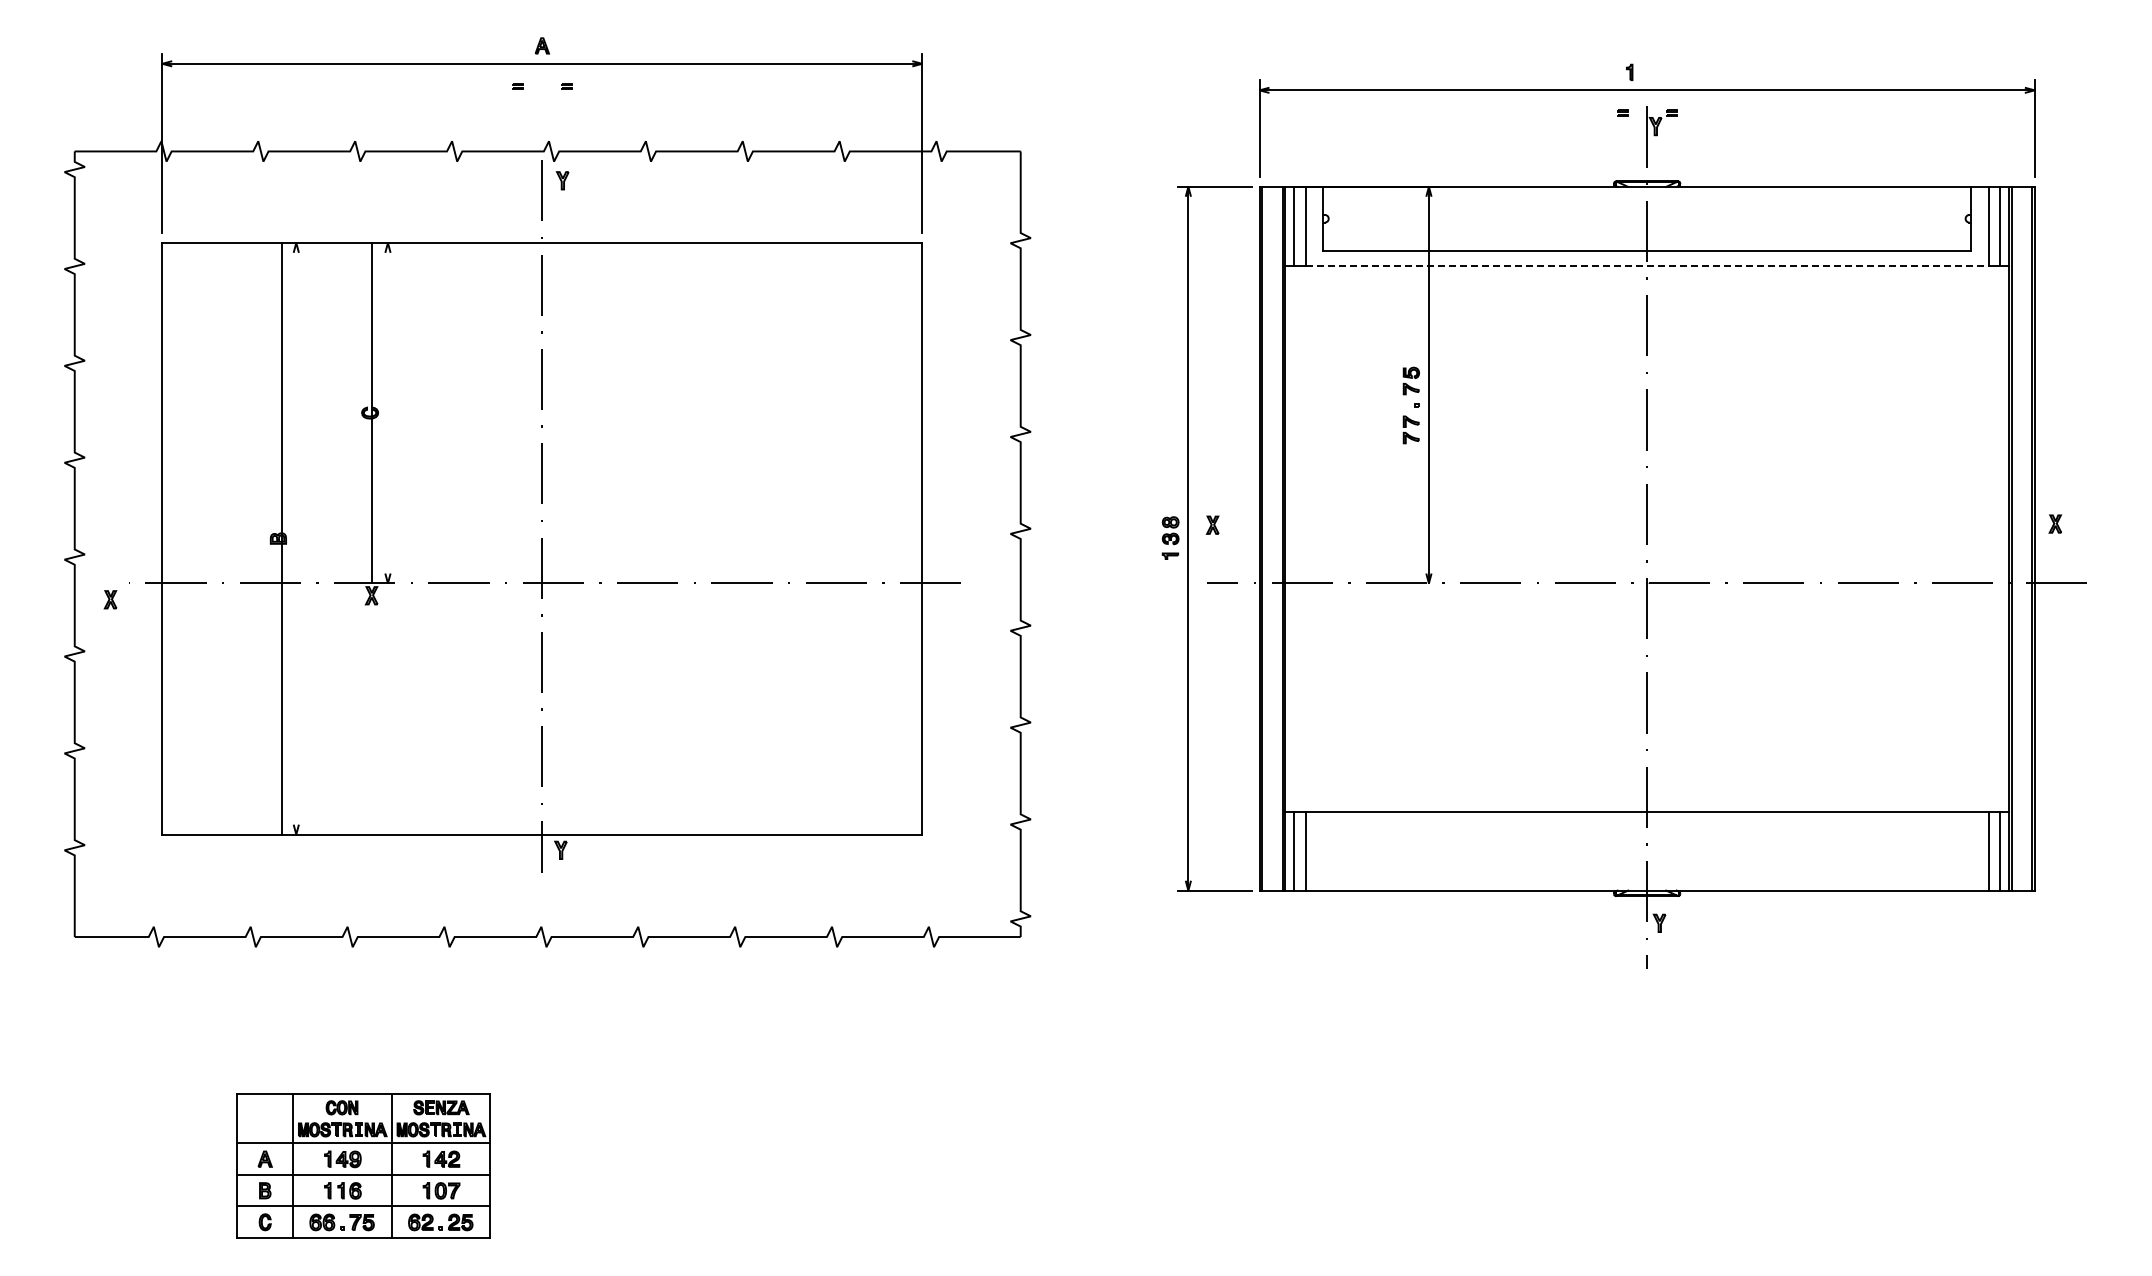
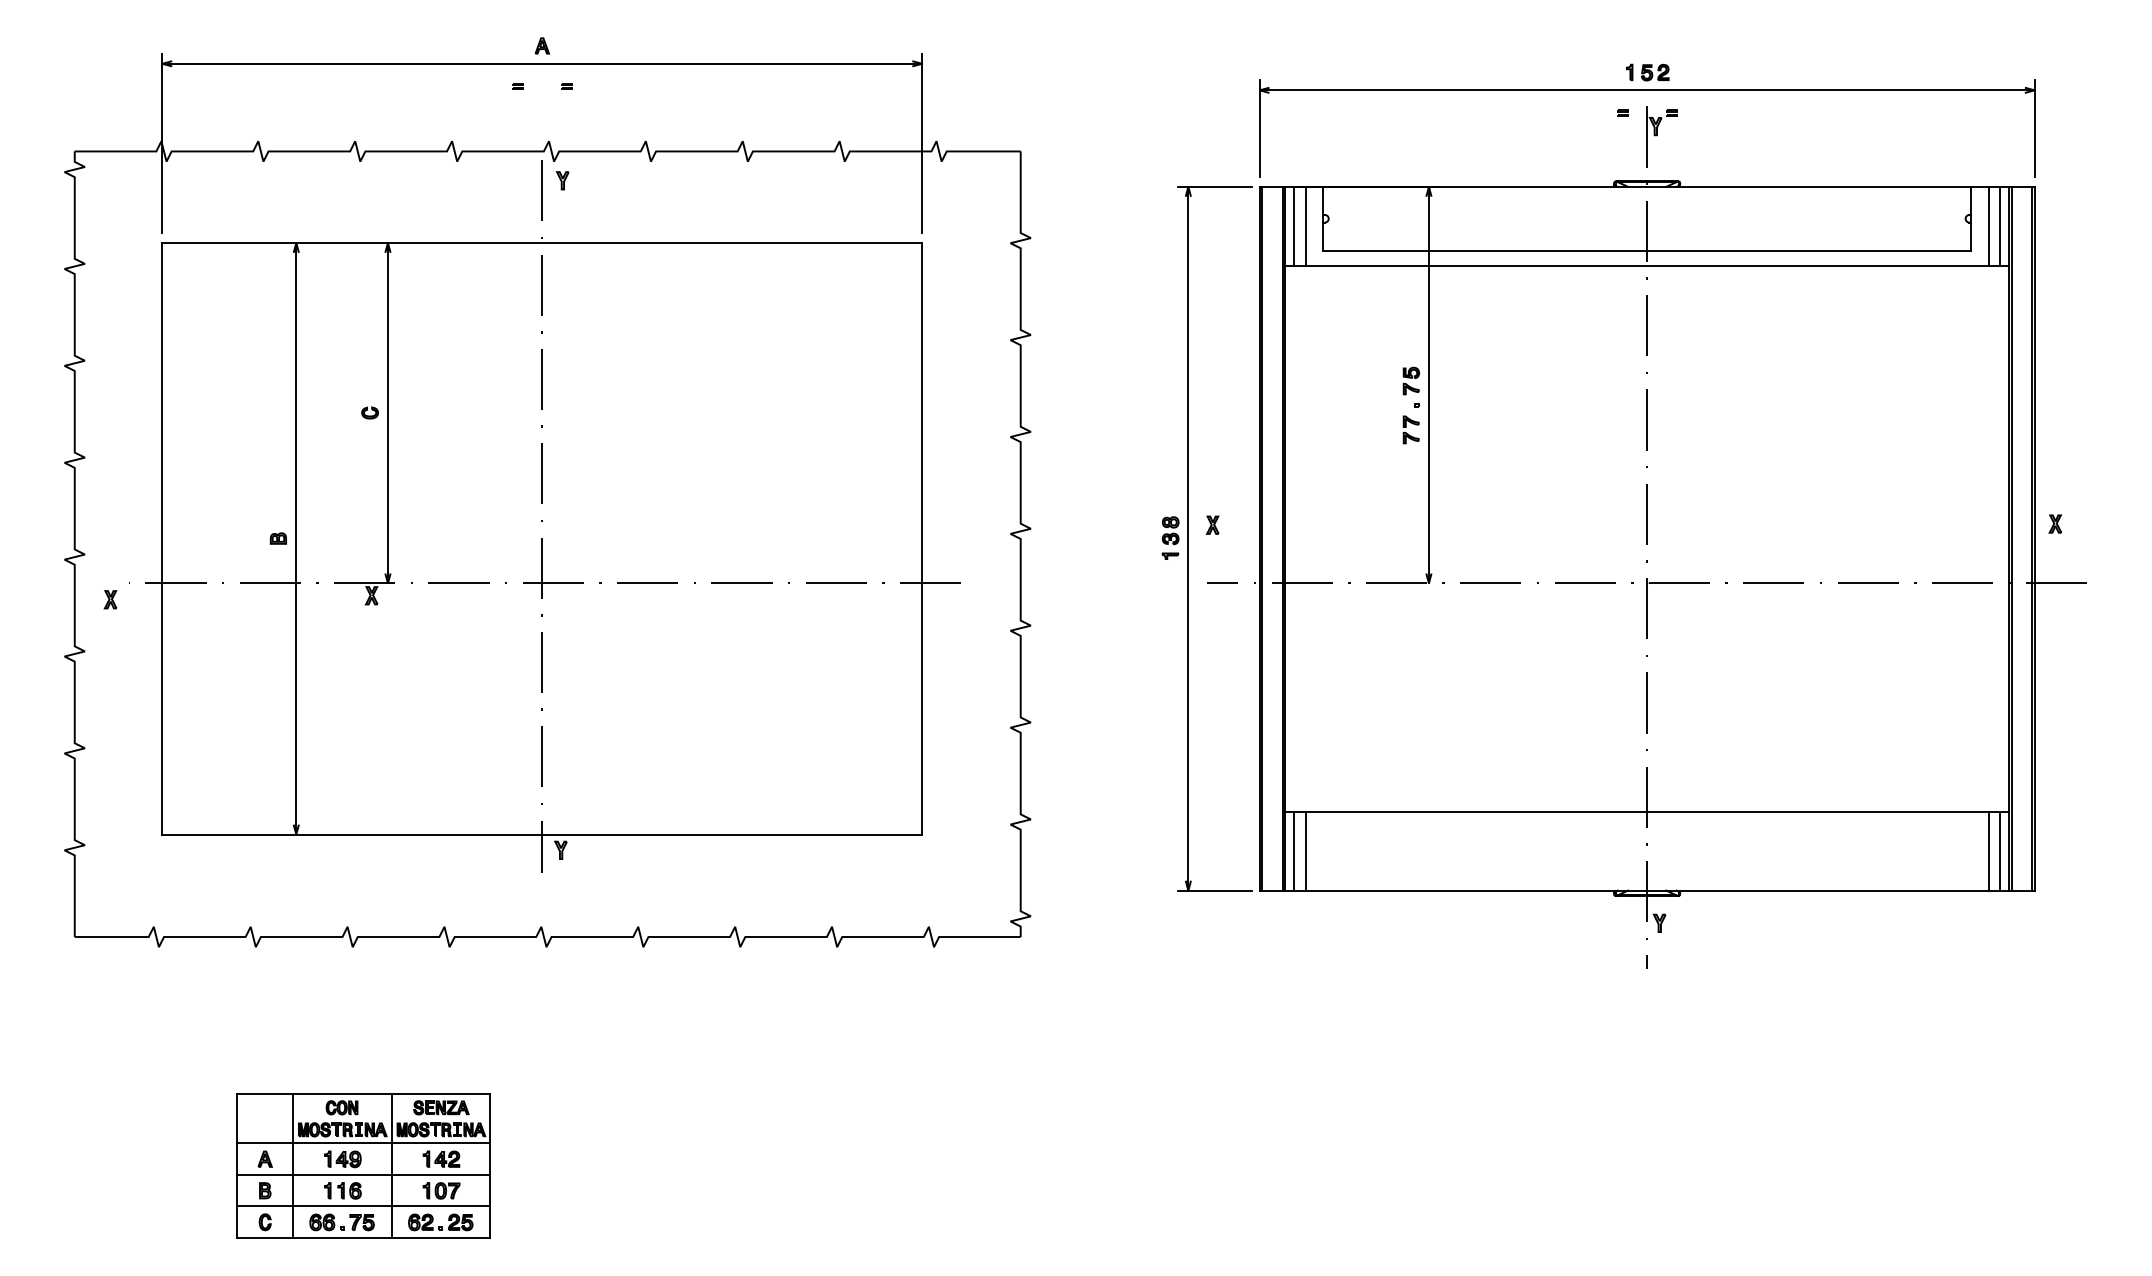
part: none -> present (1655, 72)
line: dashed -> solid (1647, 265)
line position: (371, 412) -> (387, 412) (387, 412)
line position: (282, 538) -> (296, 538) (296, 538)
